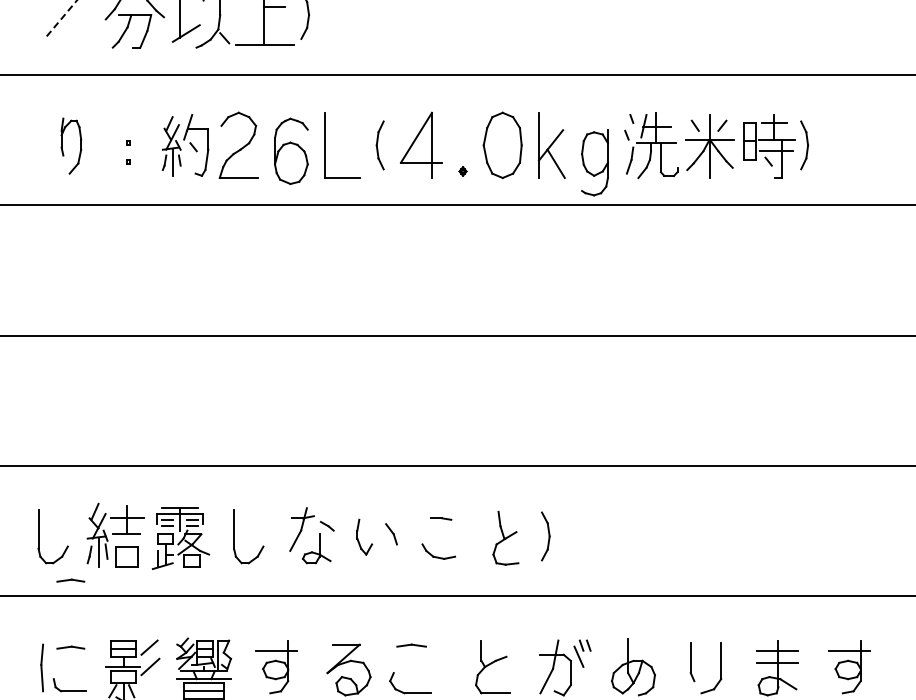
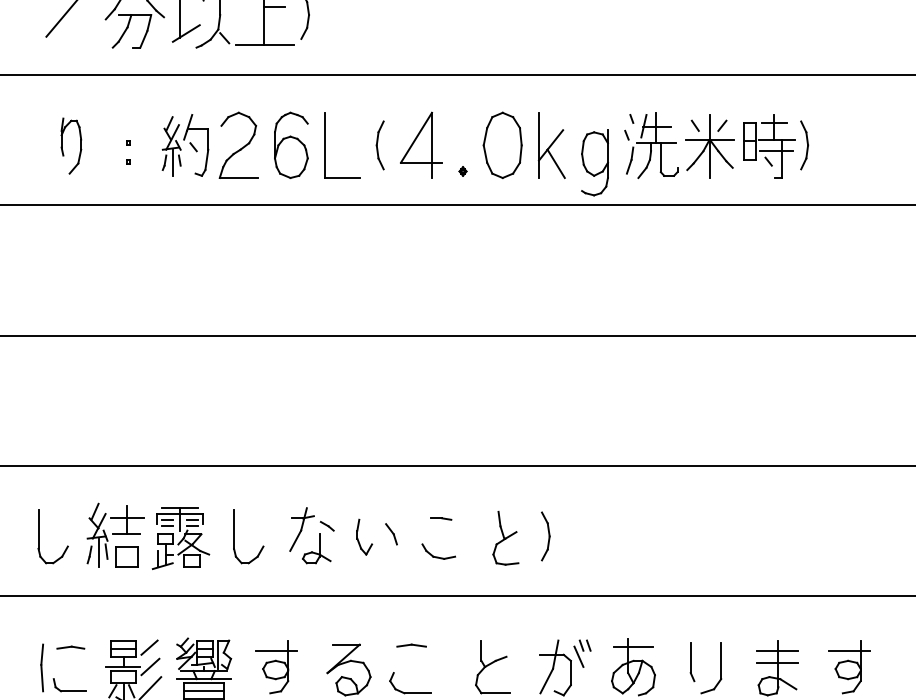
line: dashed -> solid (61, 18)
part position: (291, 150) -> (291, 144) (291, 144)
part: present -> none (70, 580)
line: none -> present (633, 646)
line: none -> present (151, 686)
